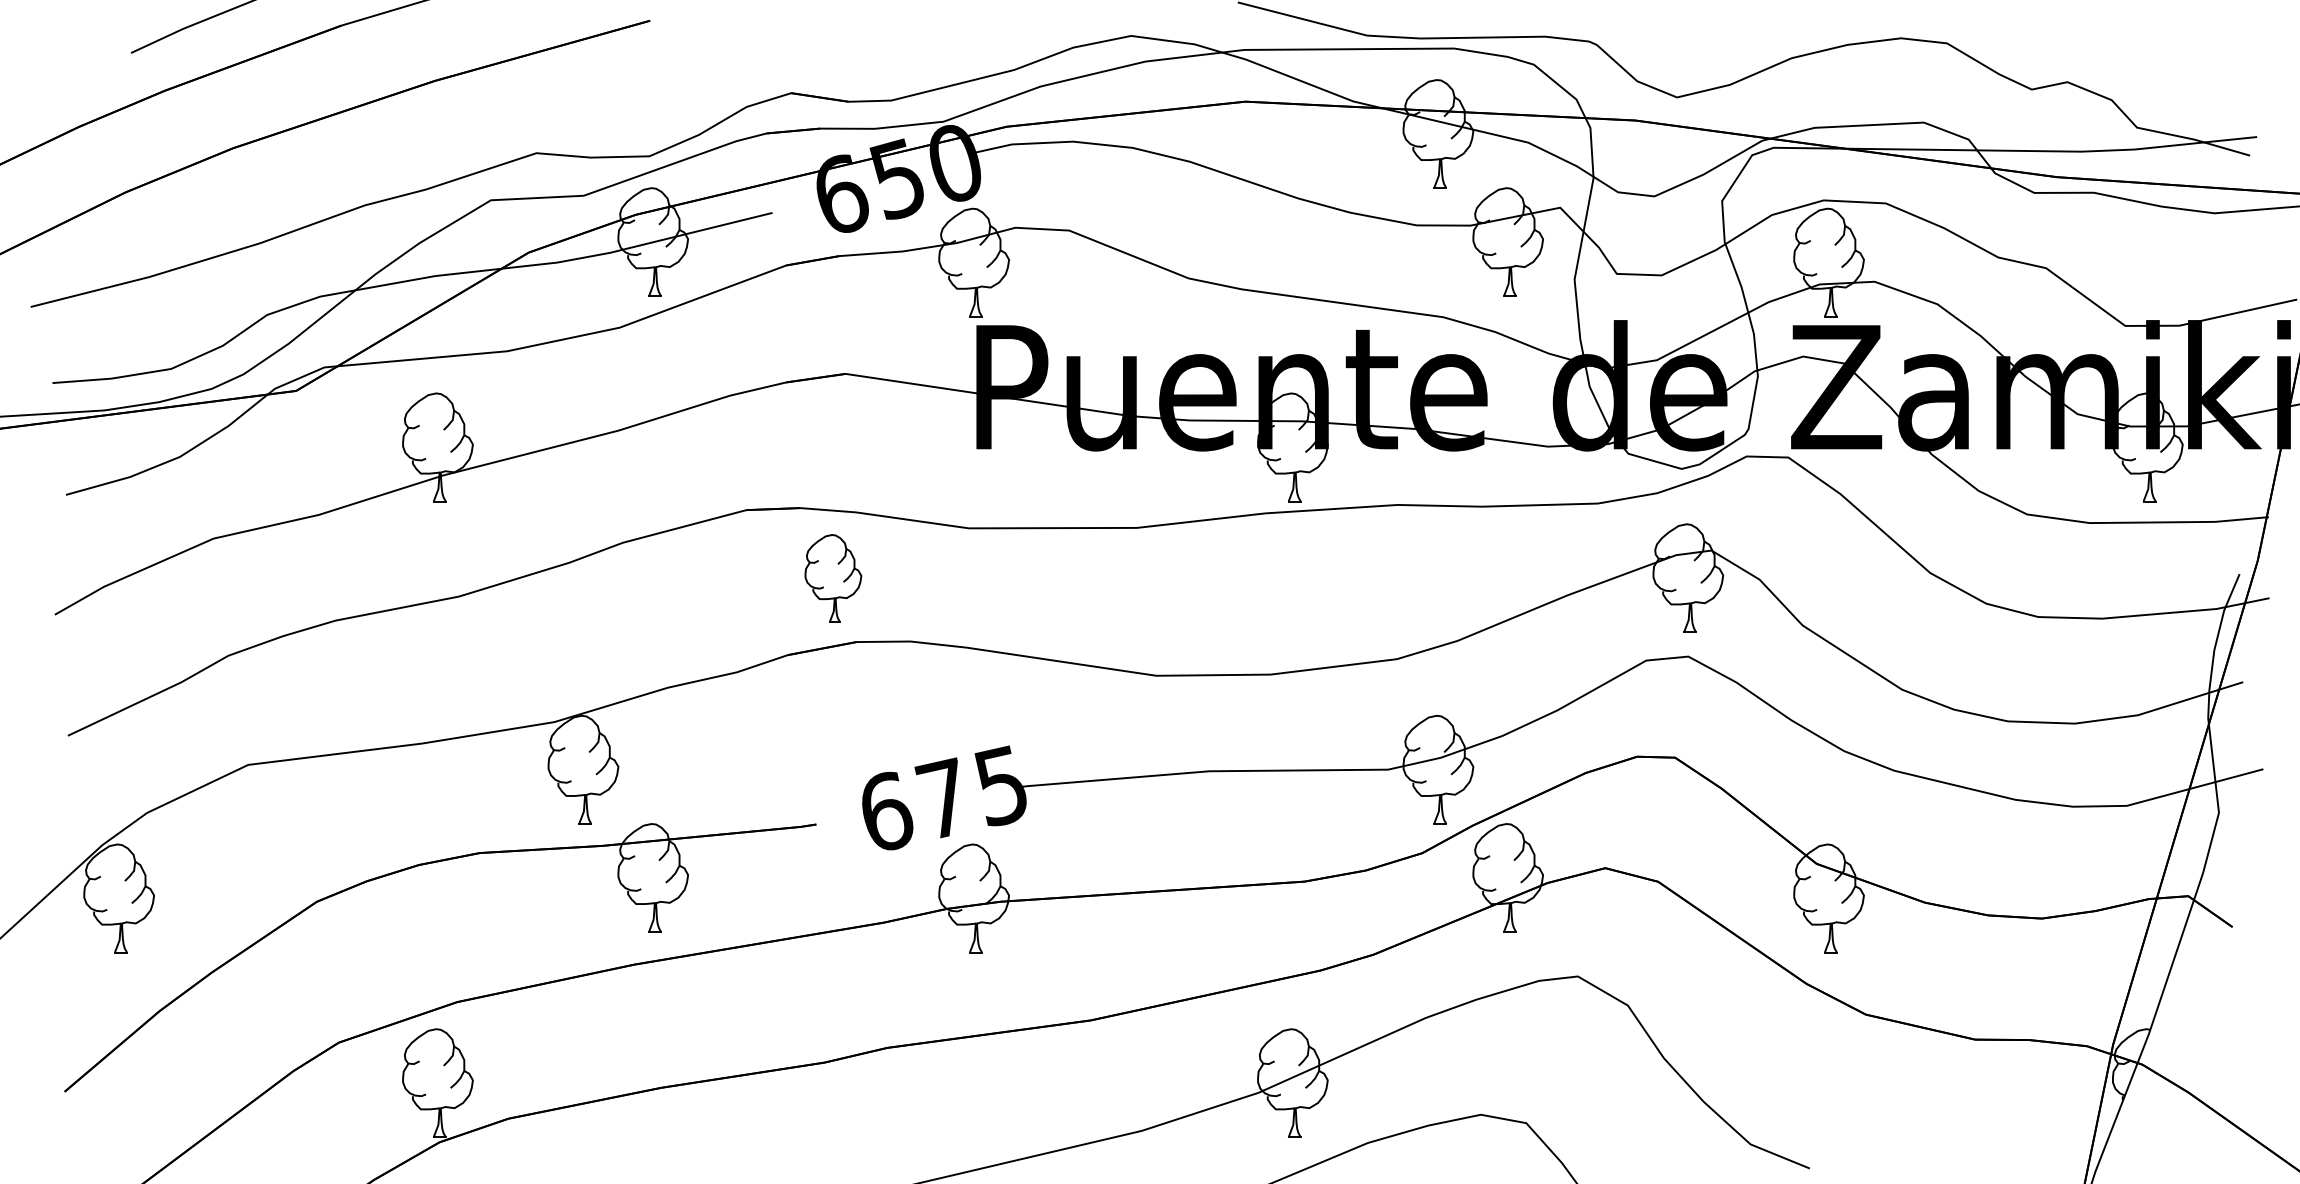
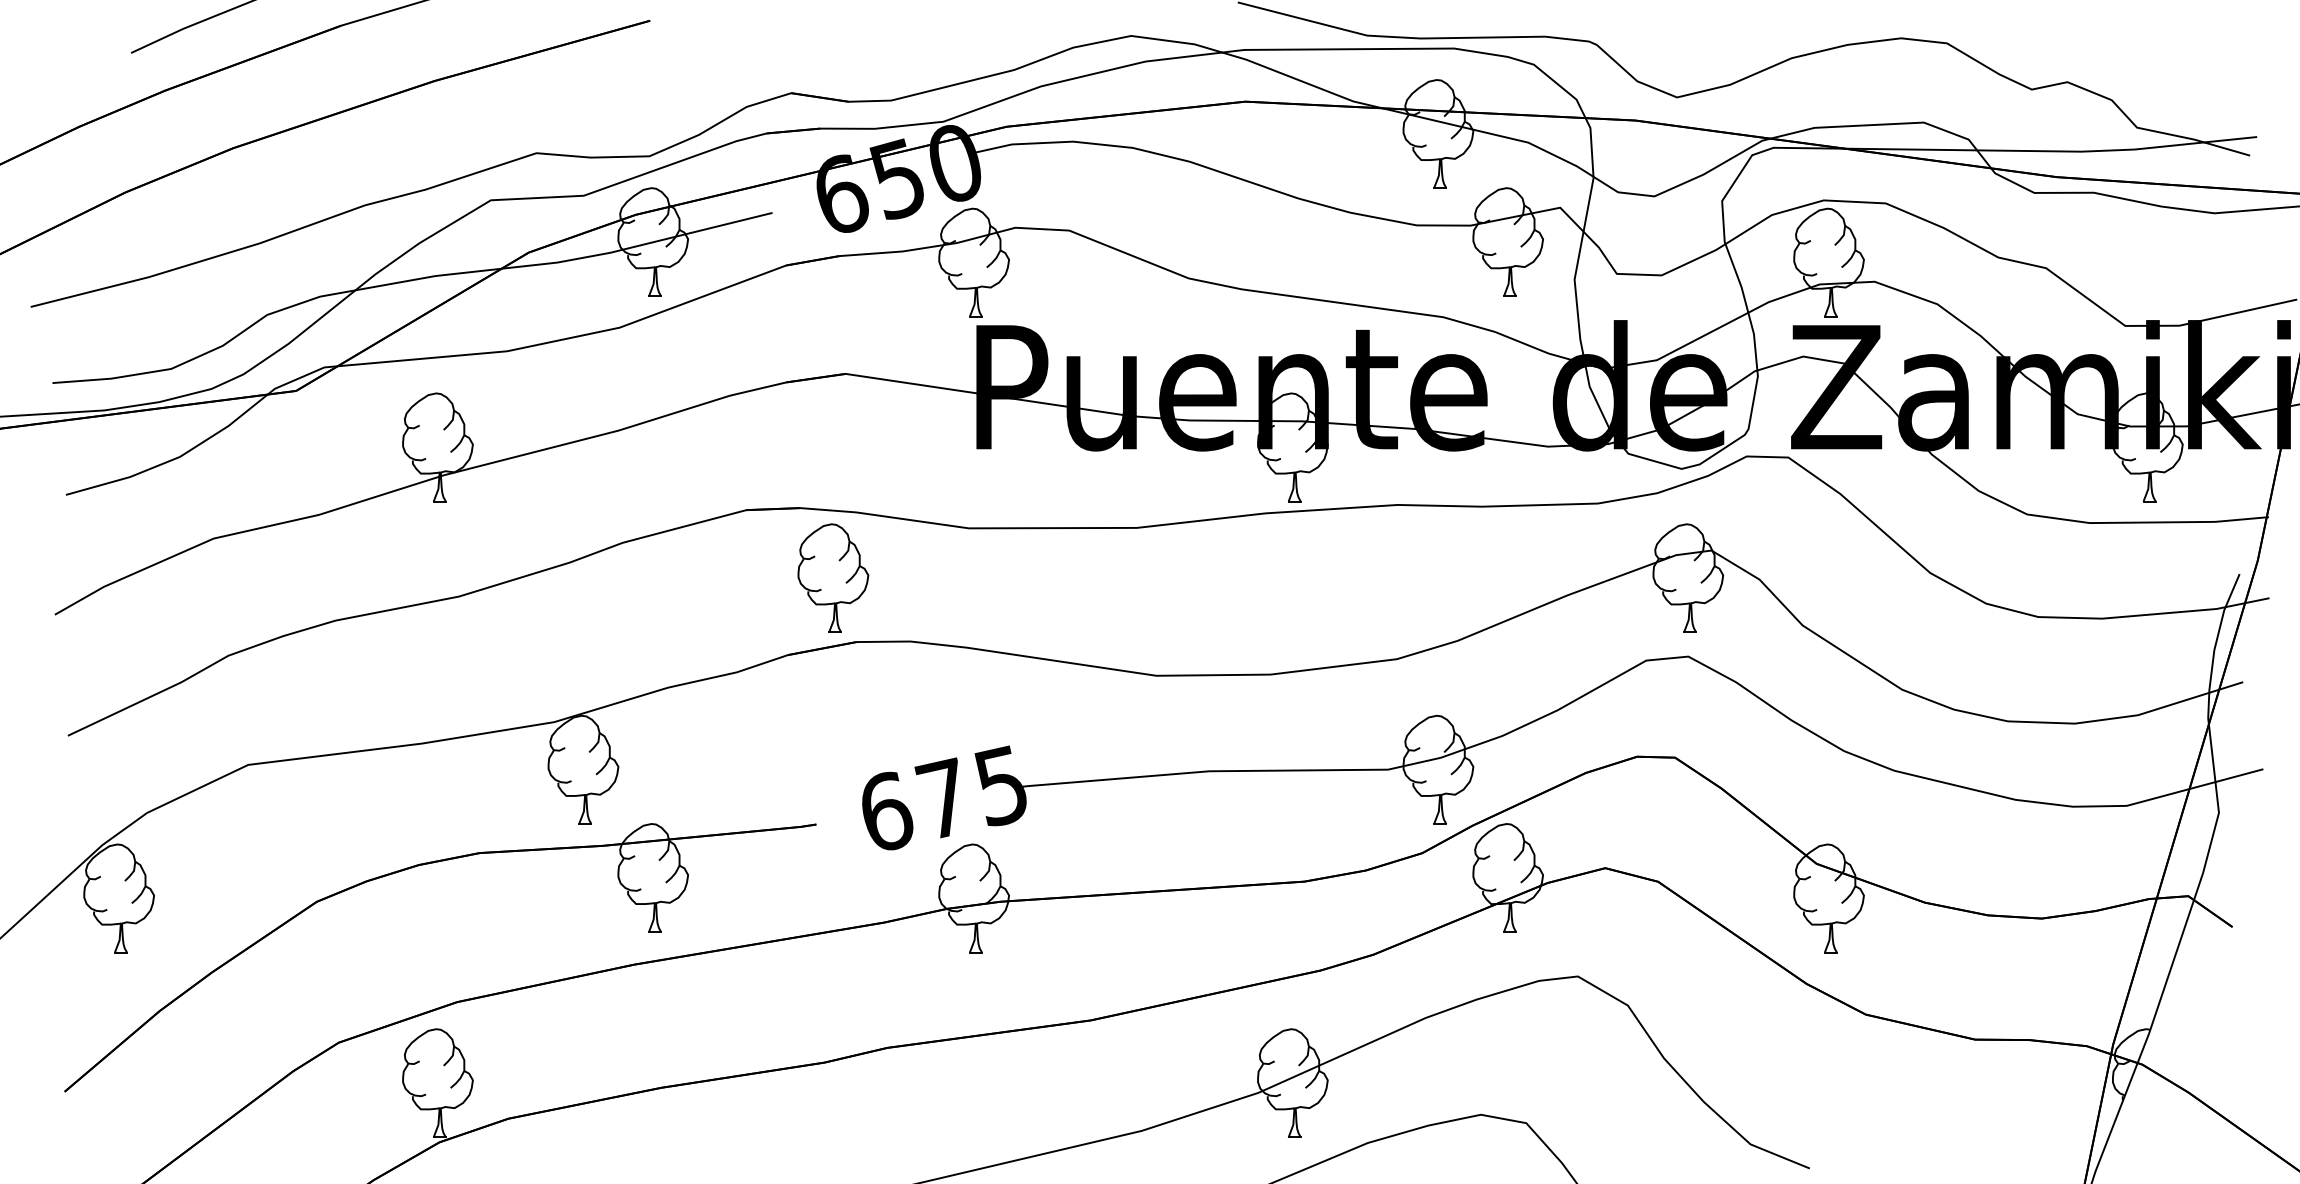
part size: 59x89 px -> 73x110 px (833, 577)
